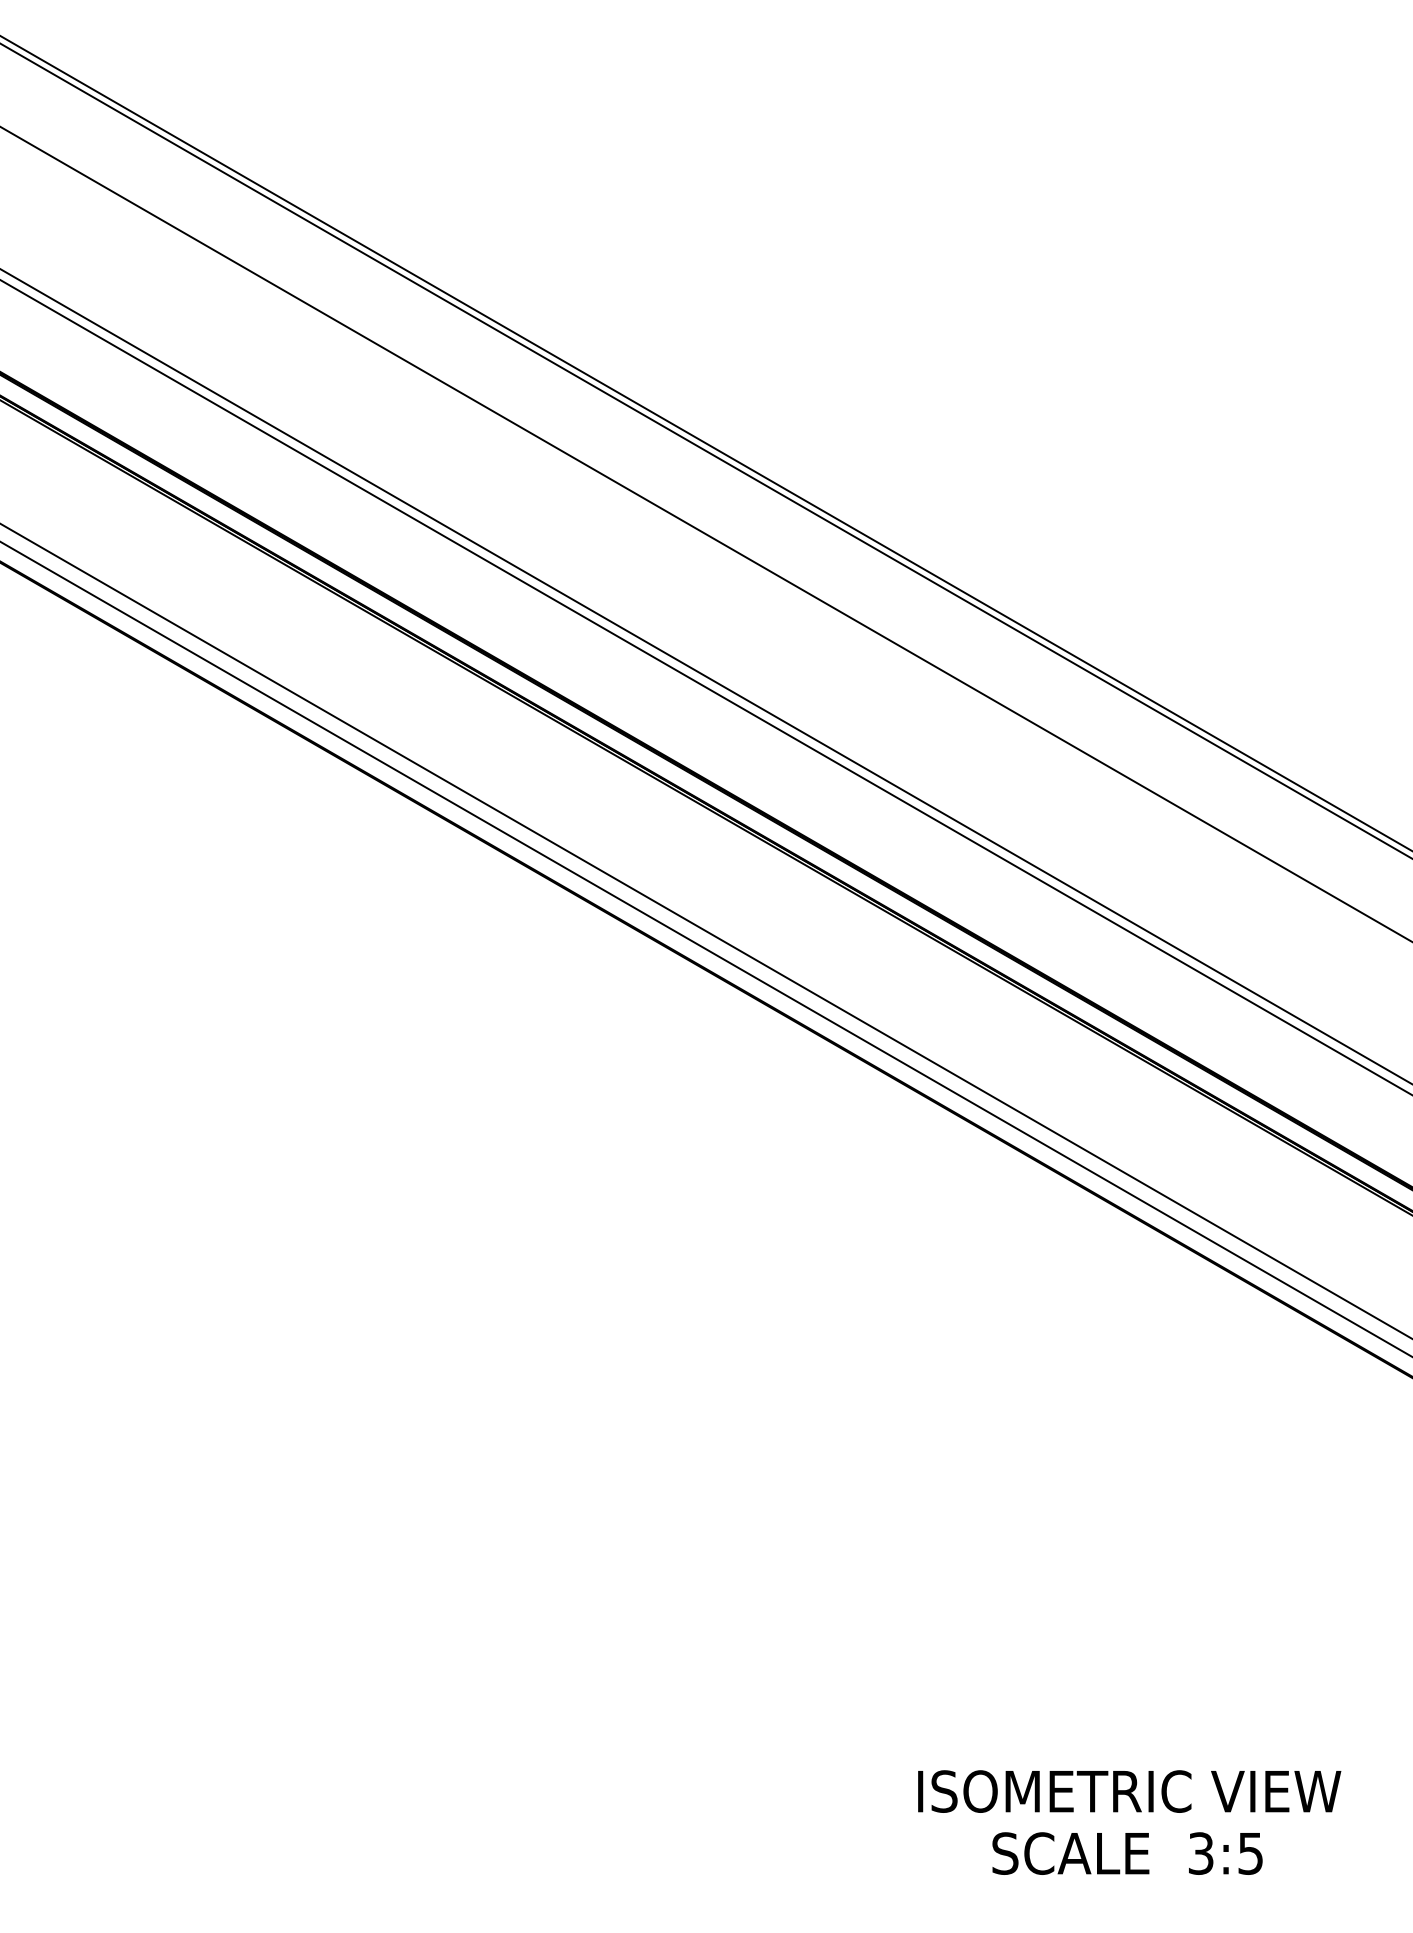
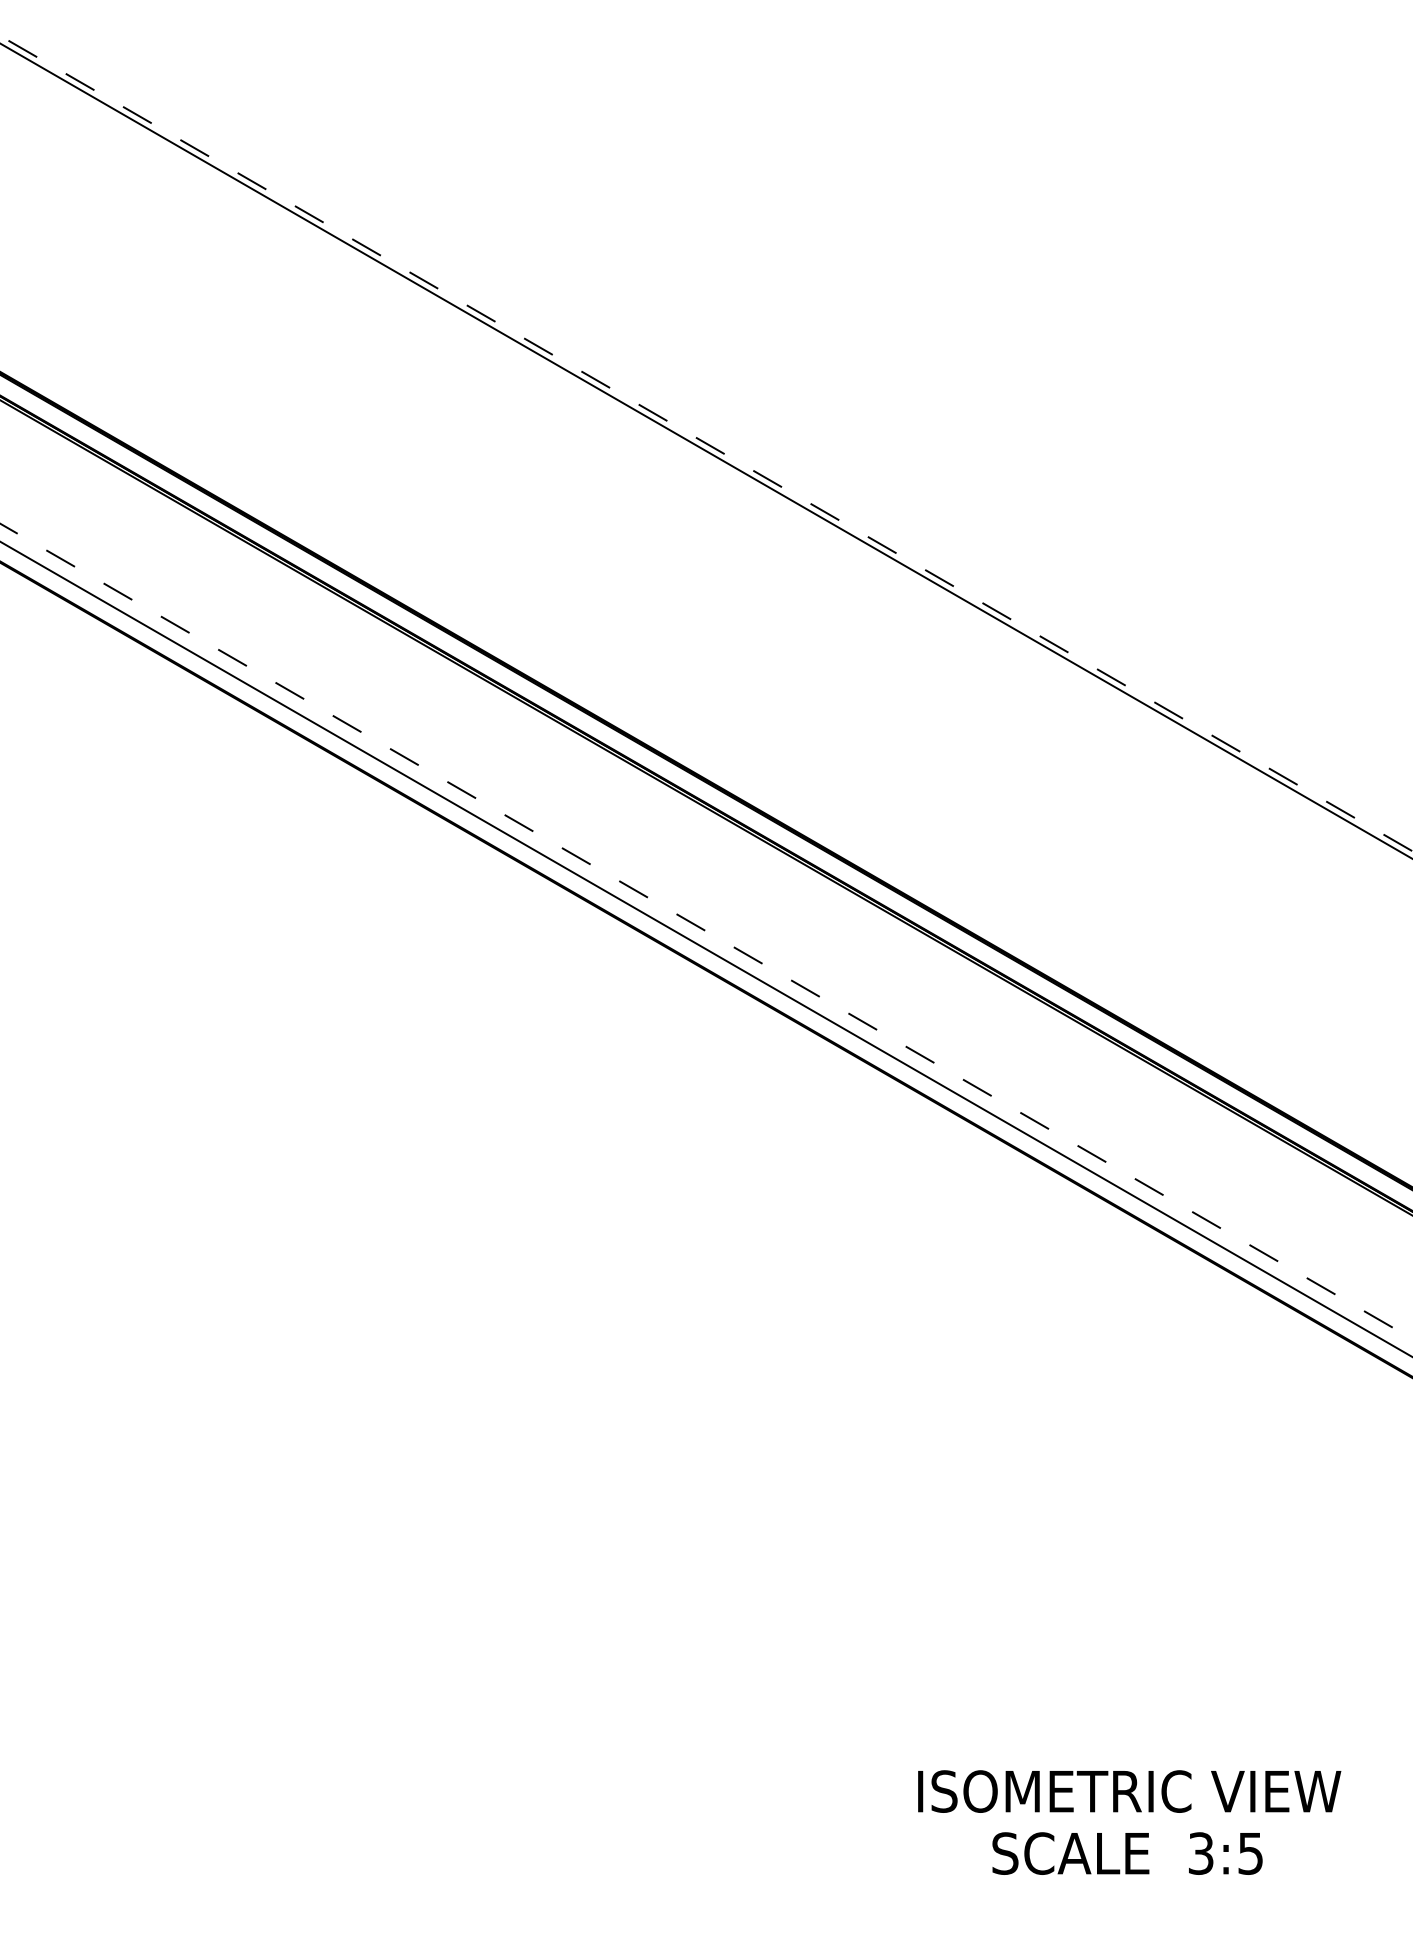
line: solid -> dashed (706, 443)
line: present -> none (705, 533)
line: present -> none (705, 676)
line: present -> none (705, 687)
line: solid -> dashed (706, 931)
